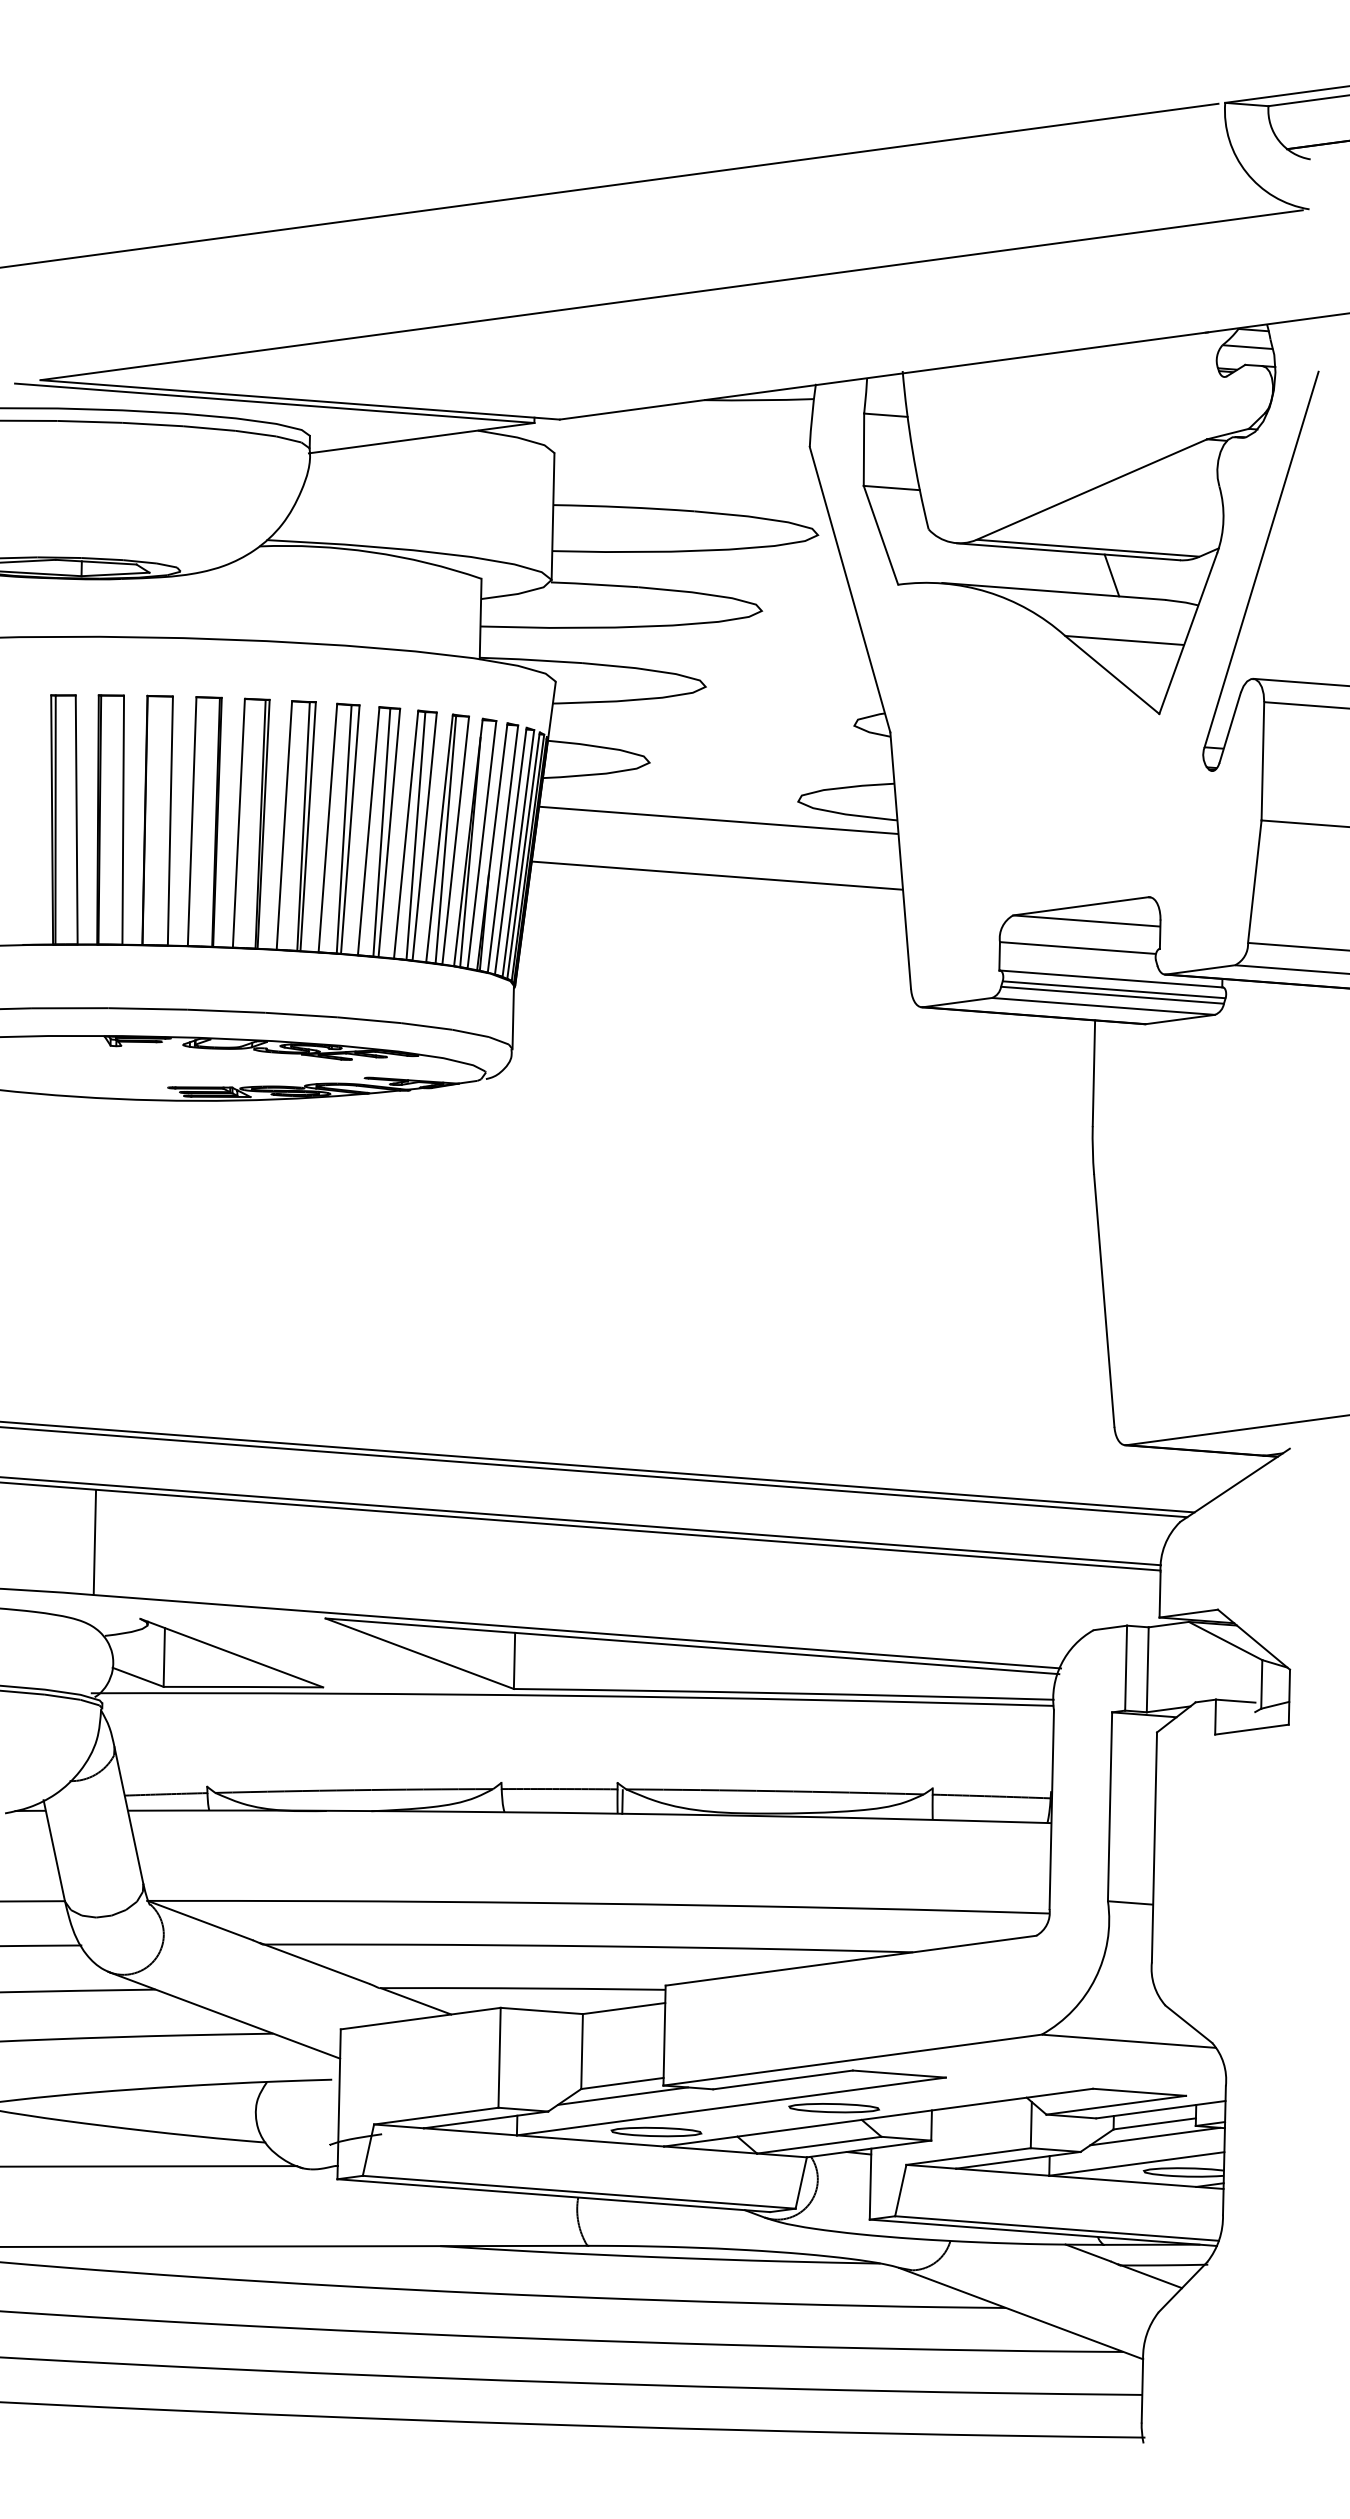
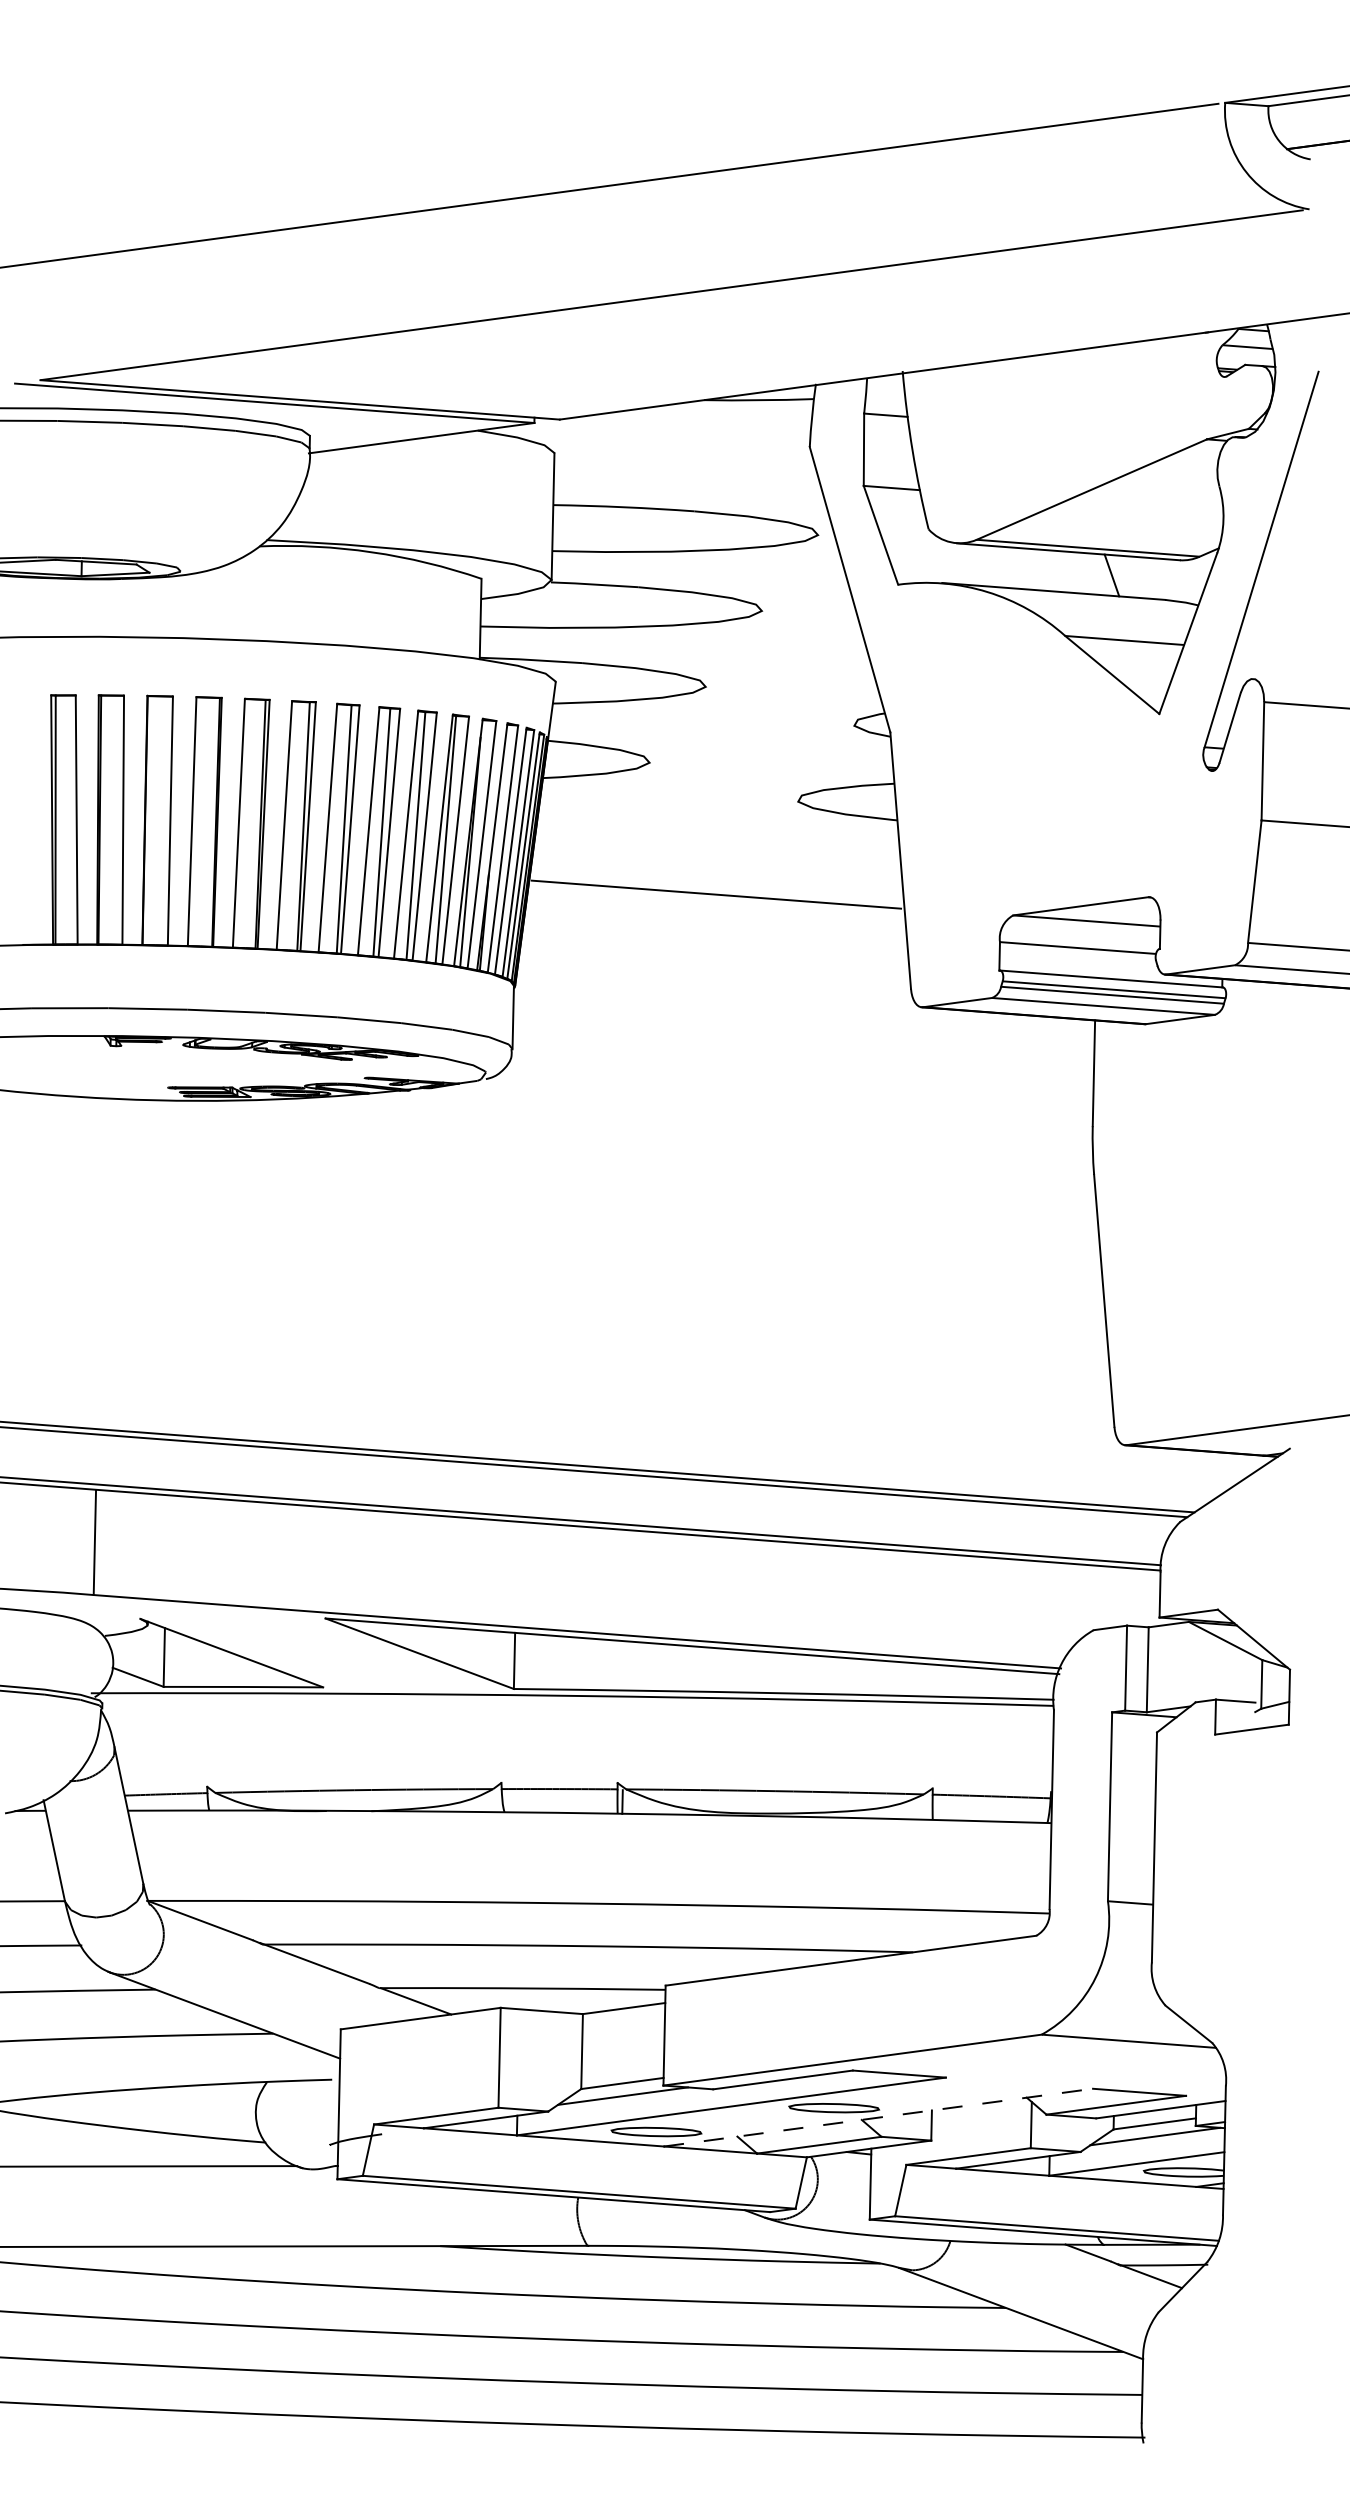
line: present -> none (1299, 681)
line: present -> none (718, 820)
line position: (717, 875) -> (716, 894) (716, 894)
line: solid -> dashed (879, 2117)
